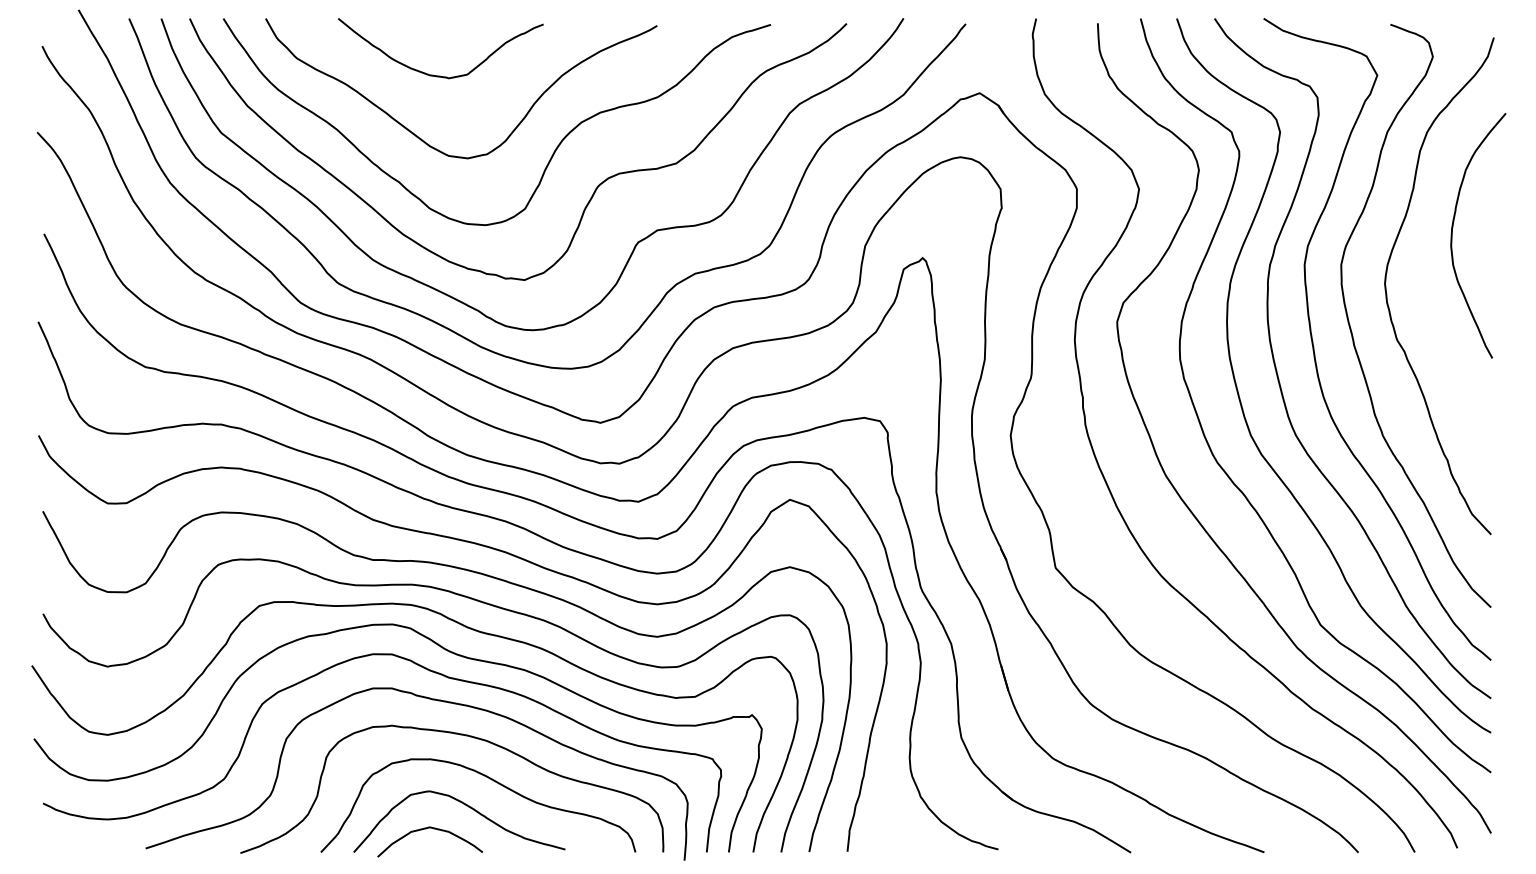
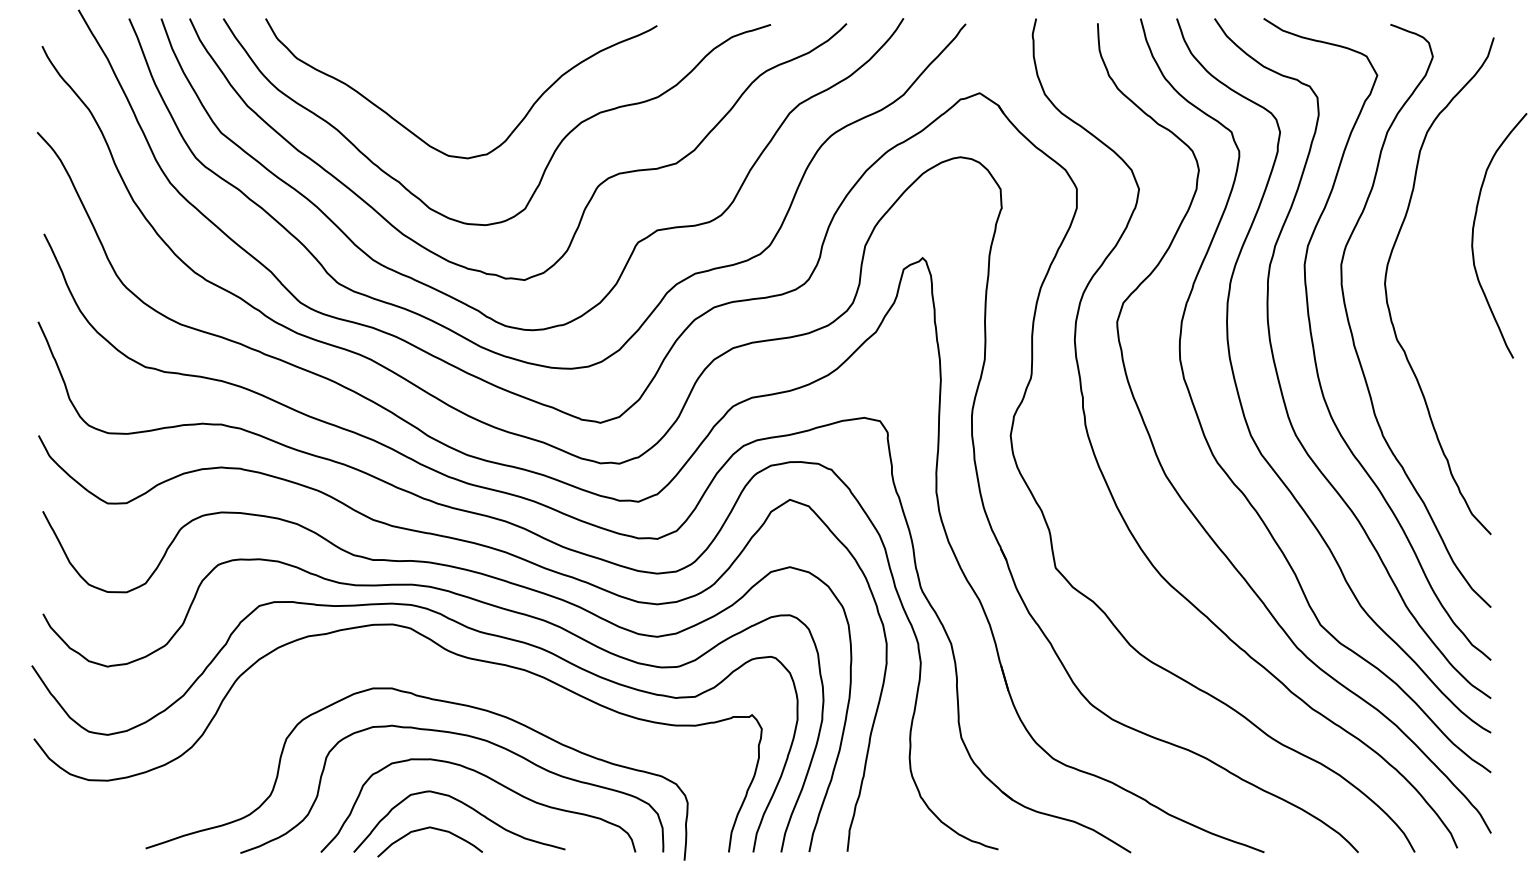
curve: present -> none (433, 74)
curve position: (1452, 235) -> (1473, 235) (1473, 235)
curve: present -> none (423, 668)
